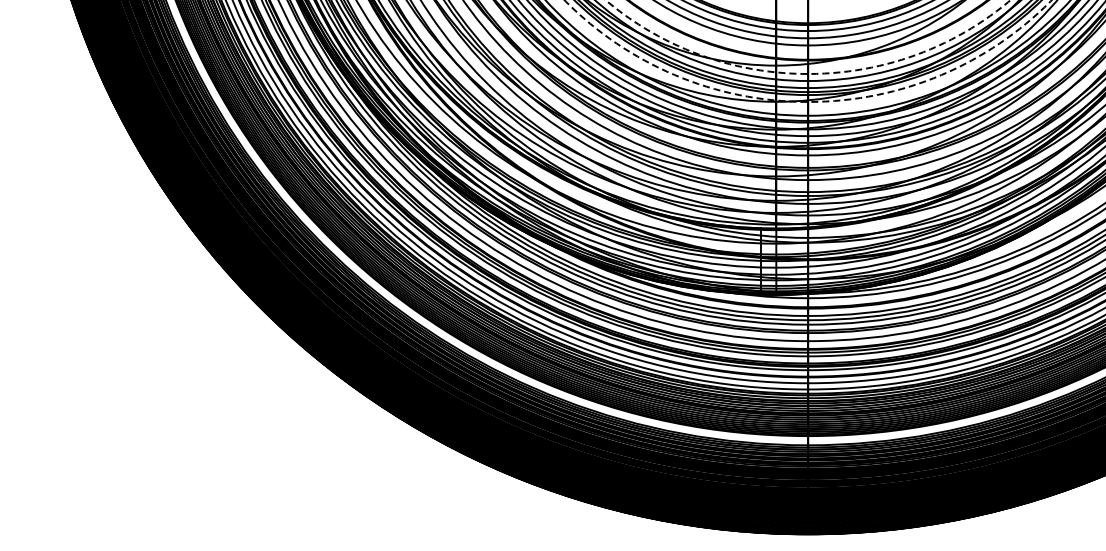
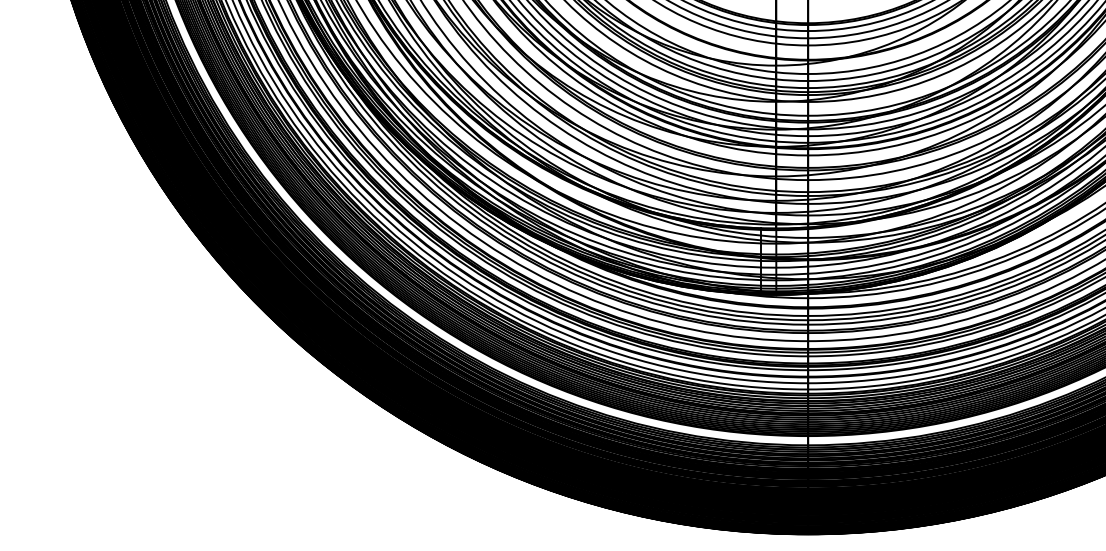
circle: dashed -> solid (807, 37)
circle: dashed -> solid (807, 50)
